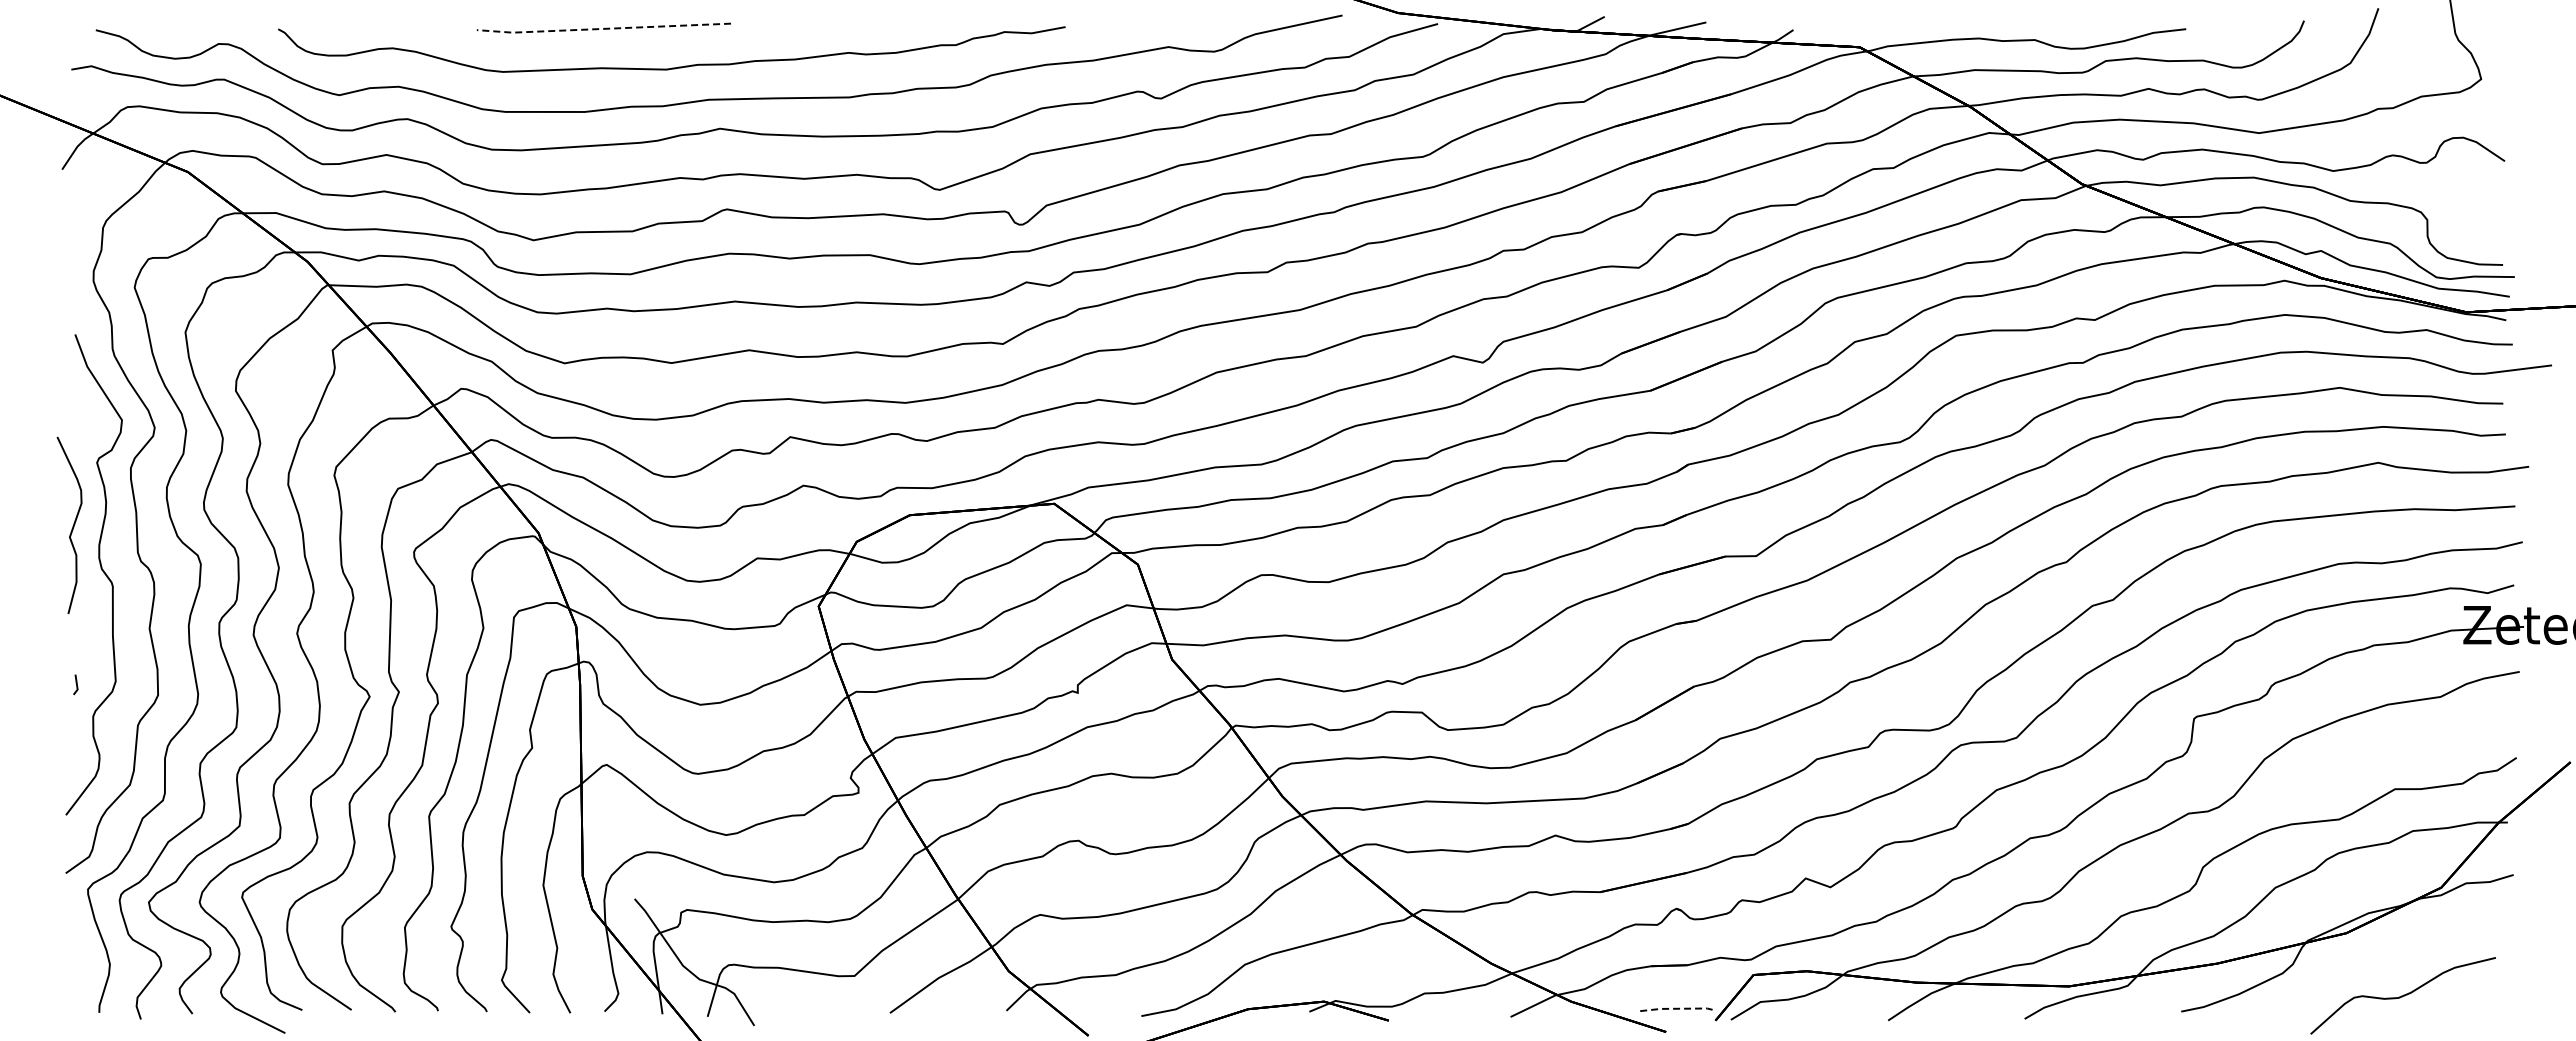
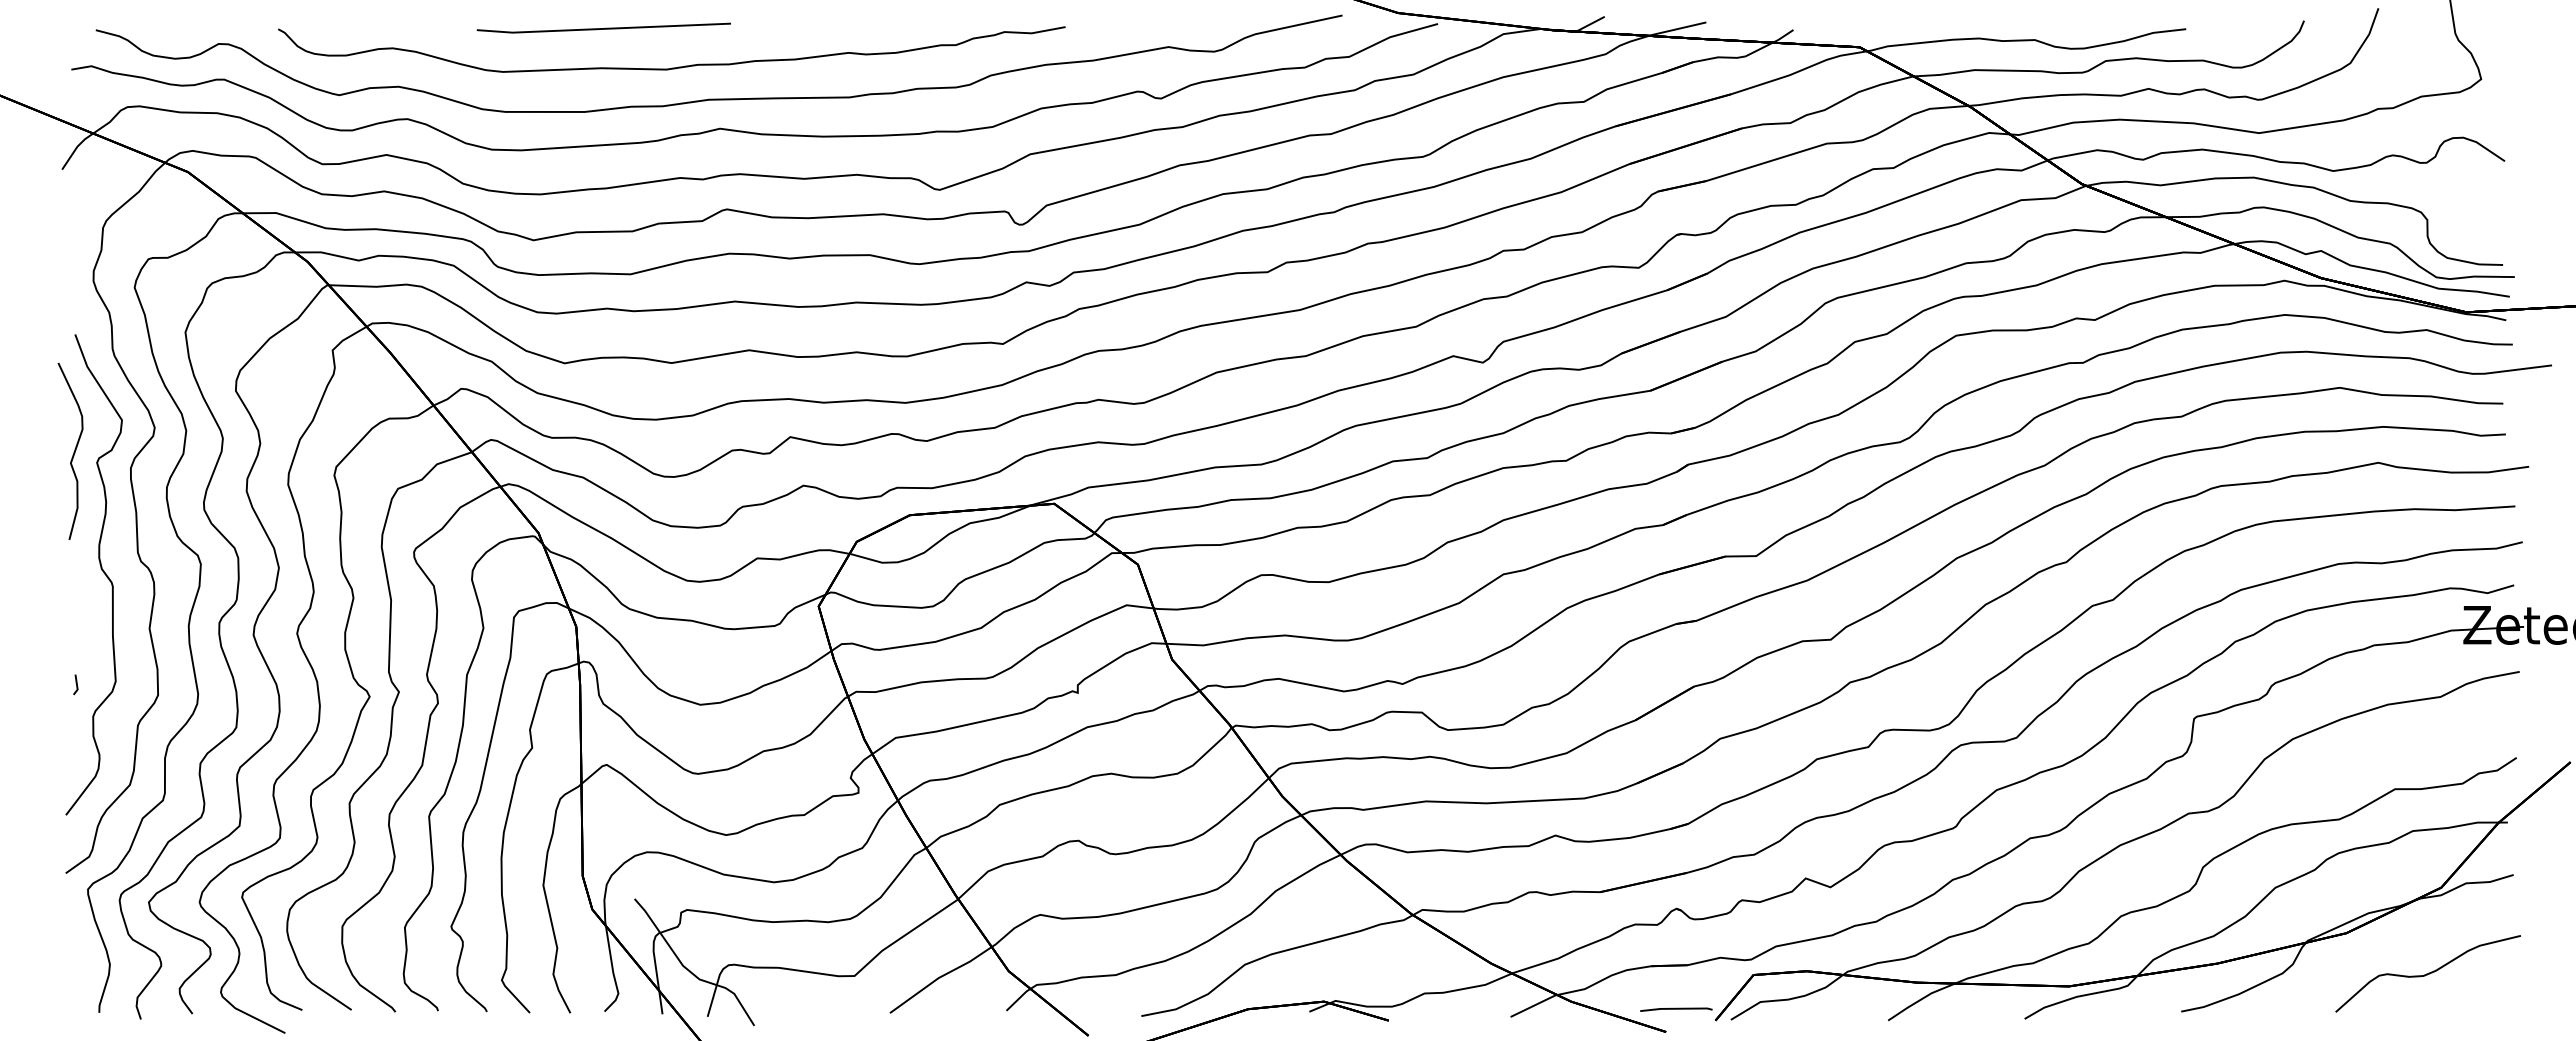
line: dashed -> solid (603, 28)
curve position: (72, 526) -> (73, 452) (73, 452)
curve position: (2402, 995) -> (2427, 973) (2427, 973)
line: dashed -> solid (1676, 1008)
